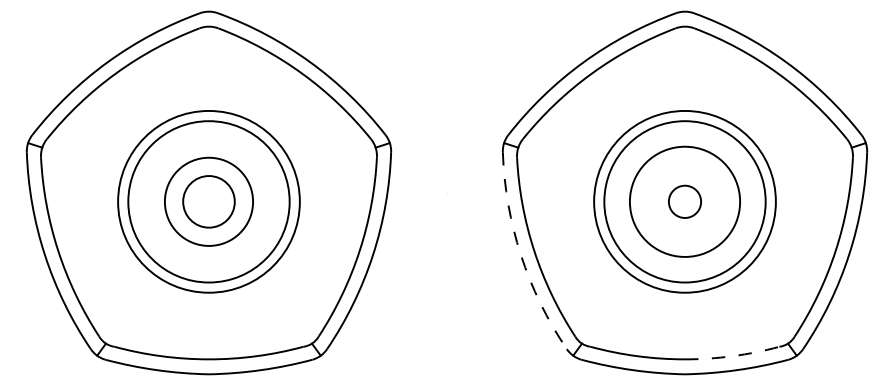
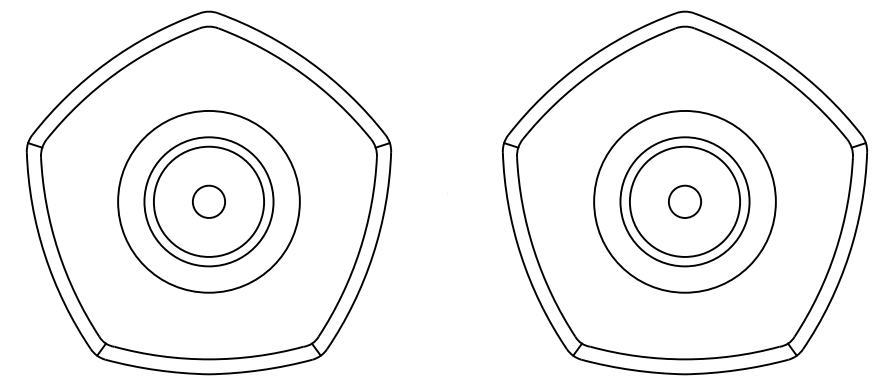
circle diameter: 161 px -> 129 px (208, 201)
circle diameter: 52 px -> 32 px (208, 201)
circle diameter: 88 px -> 110 px (208, 201)
circle diameter: 161 px -> 129 px (684, 201)
arc: dashed -> solid (520, 255)
arc: dashed -> solid (732, 356)
